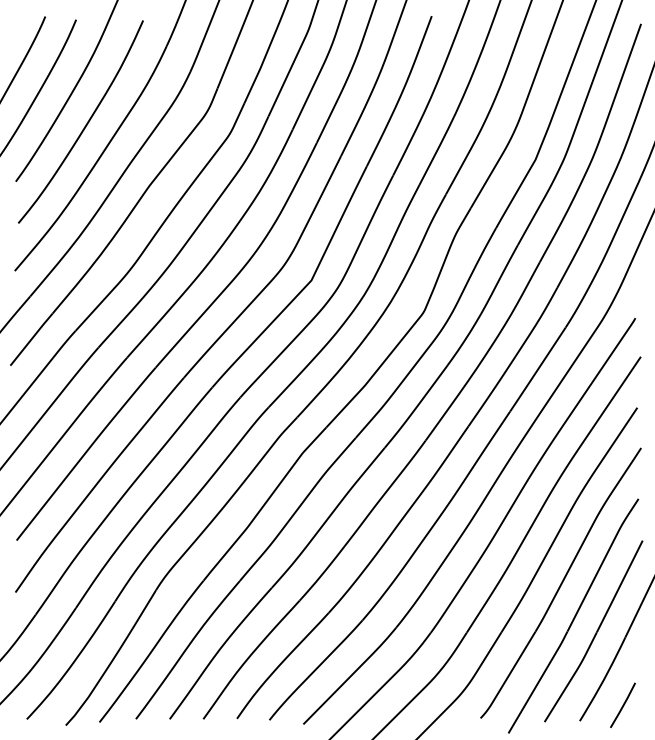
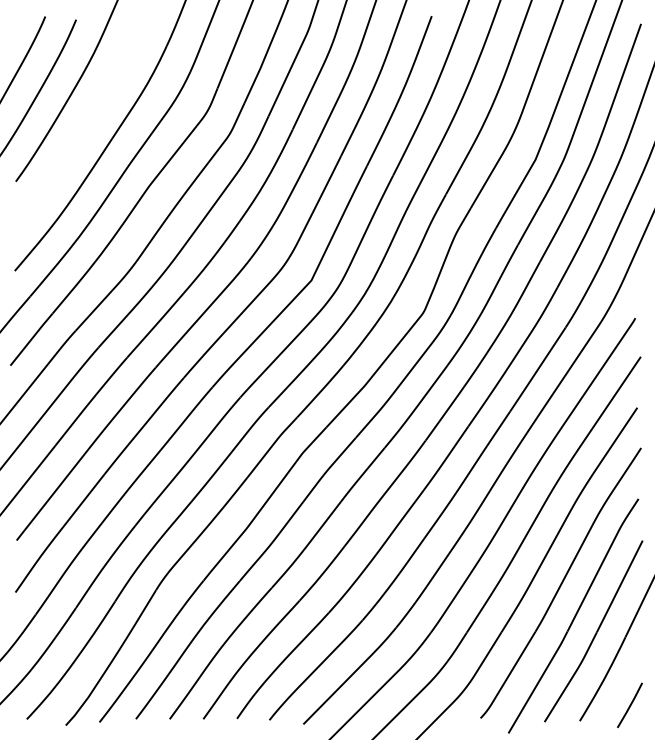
curve: present -> none (85, 124)
line position: (622, 705) -> (629, 705) (629, 705)
